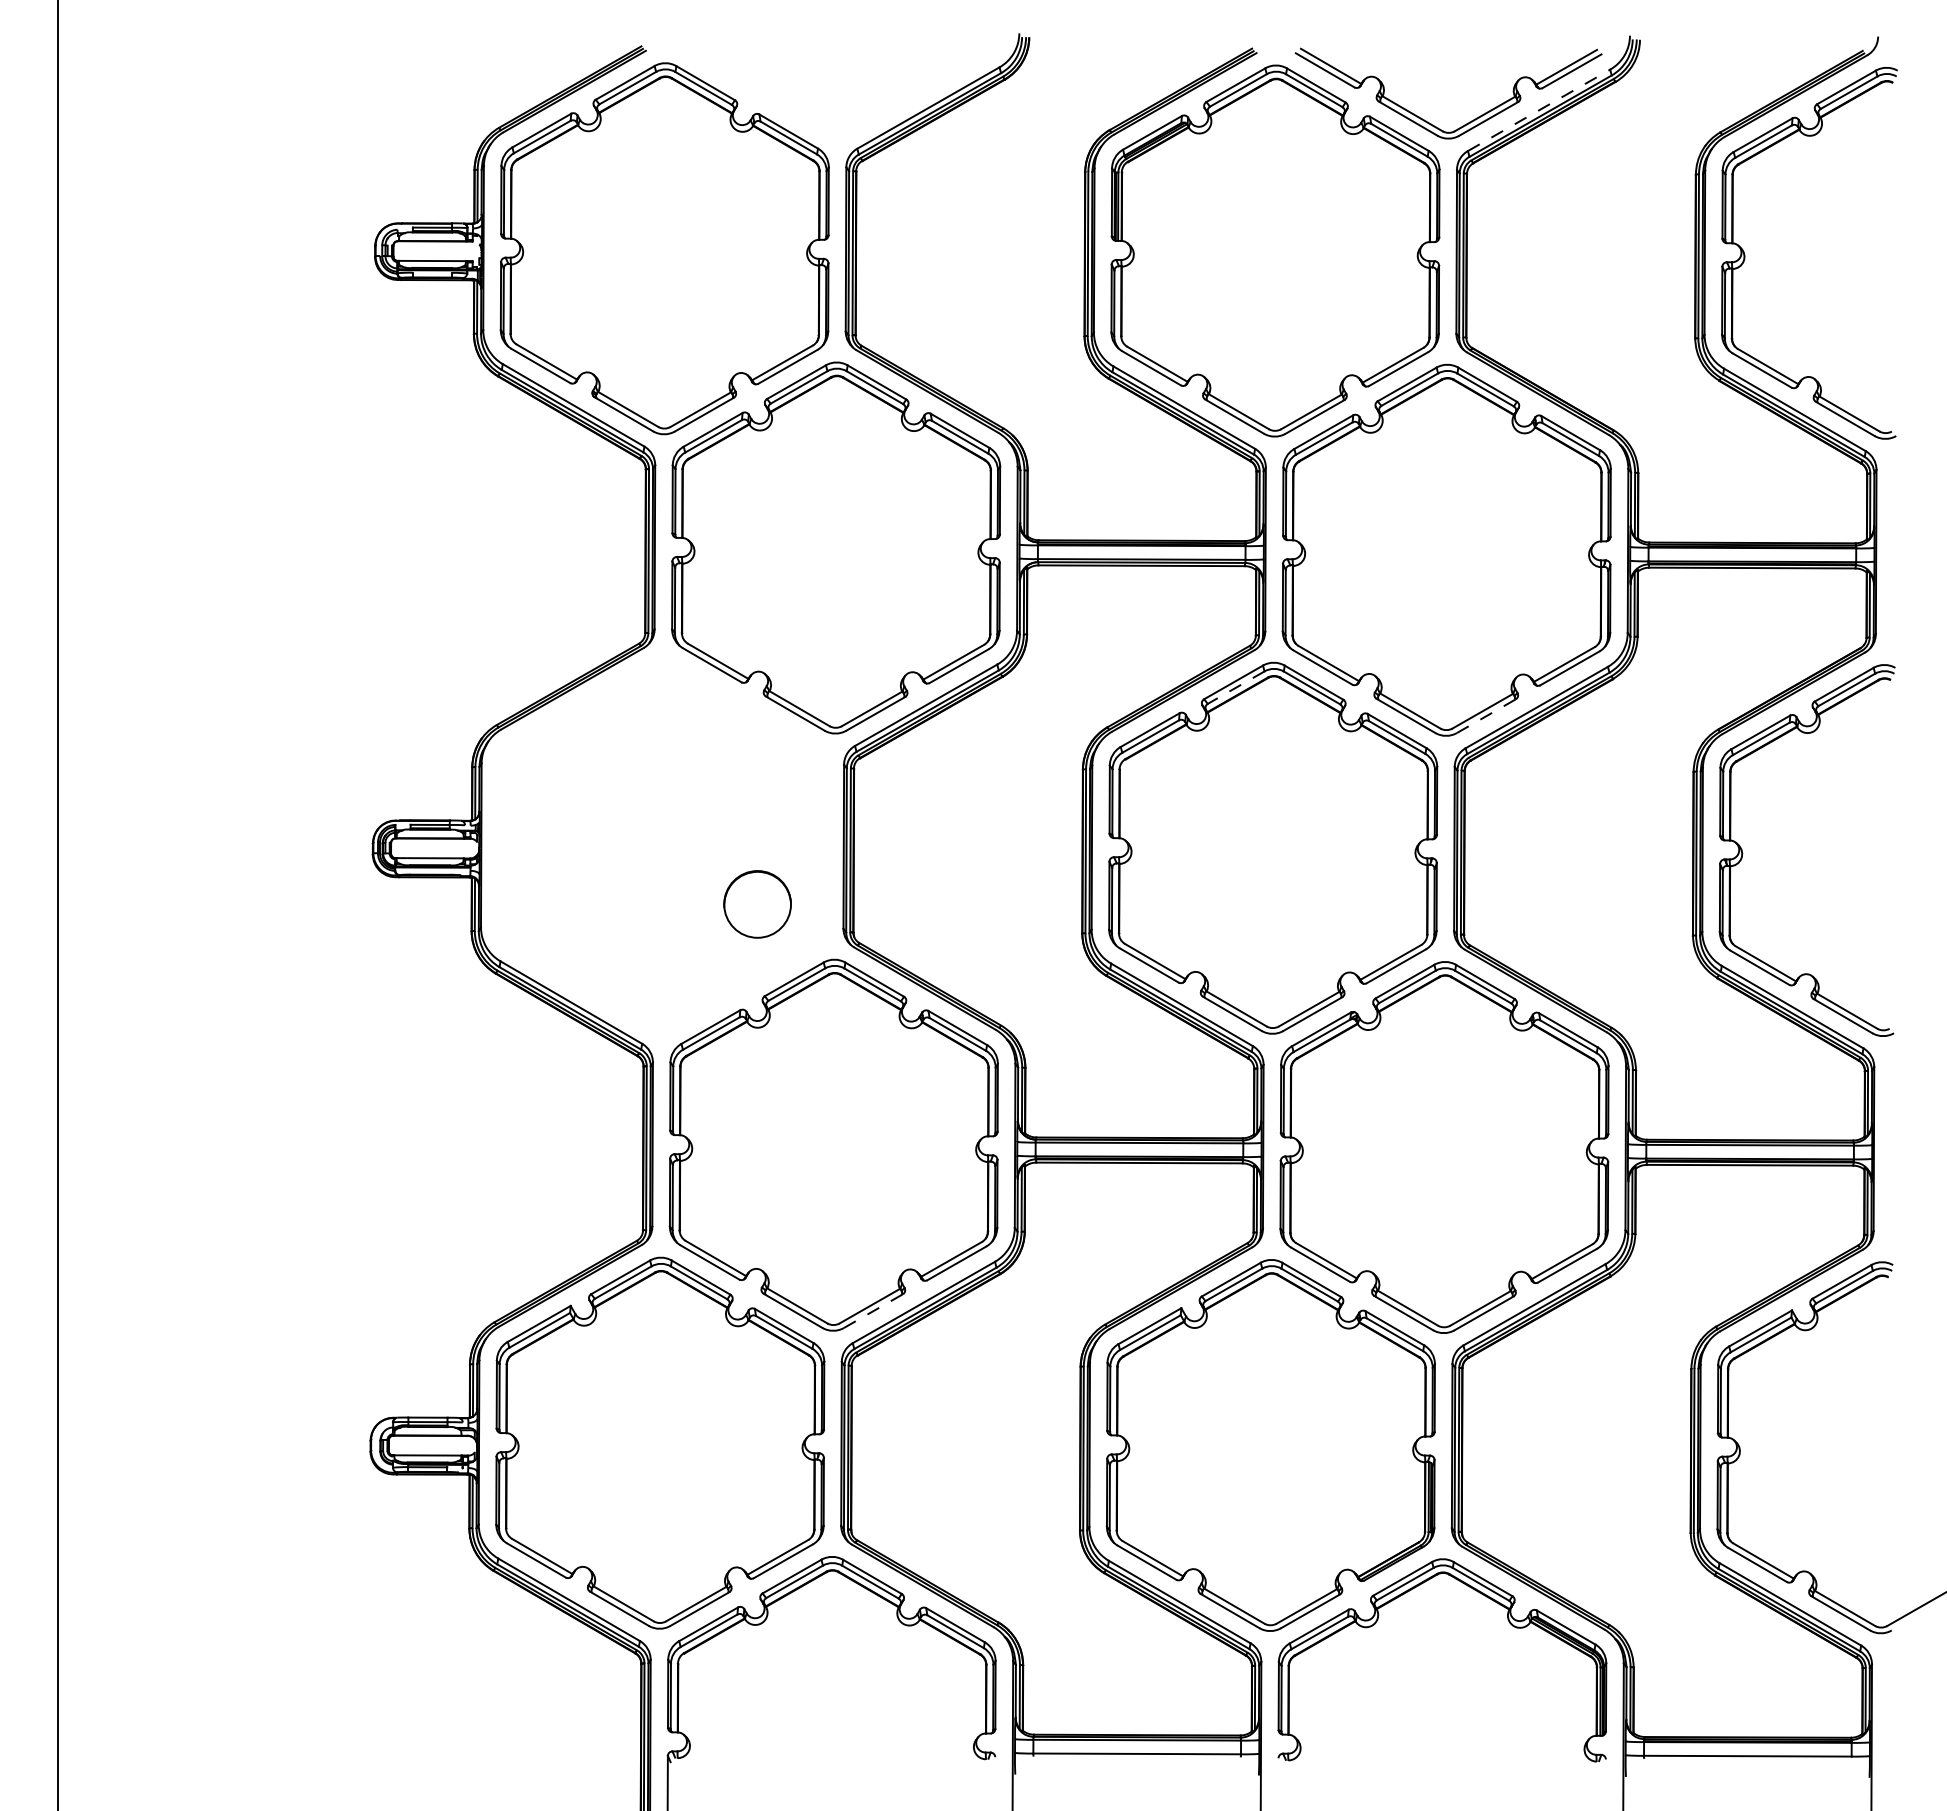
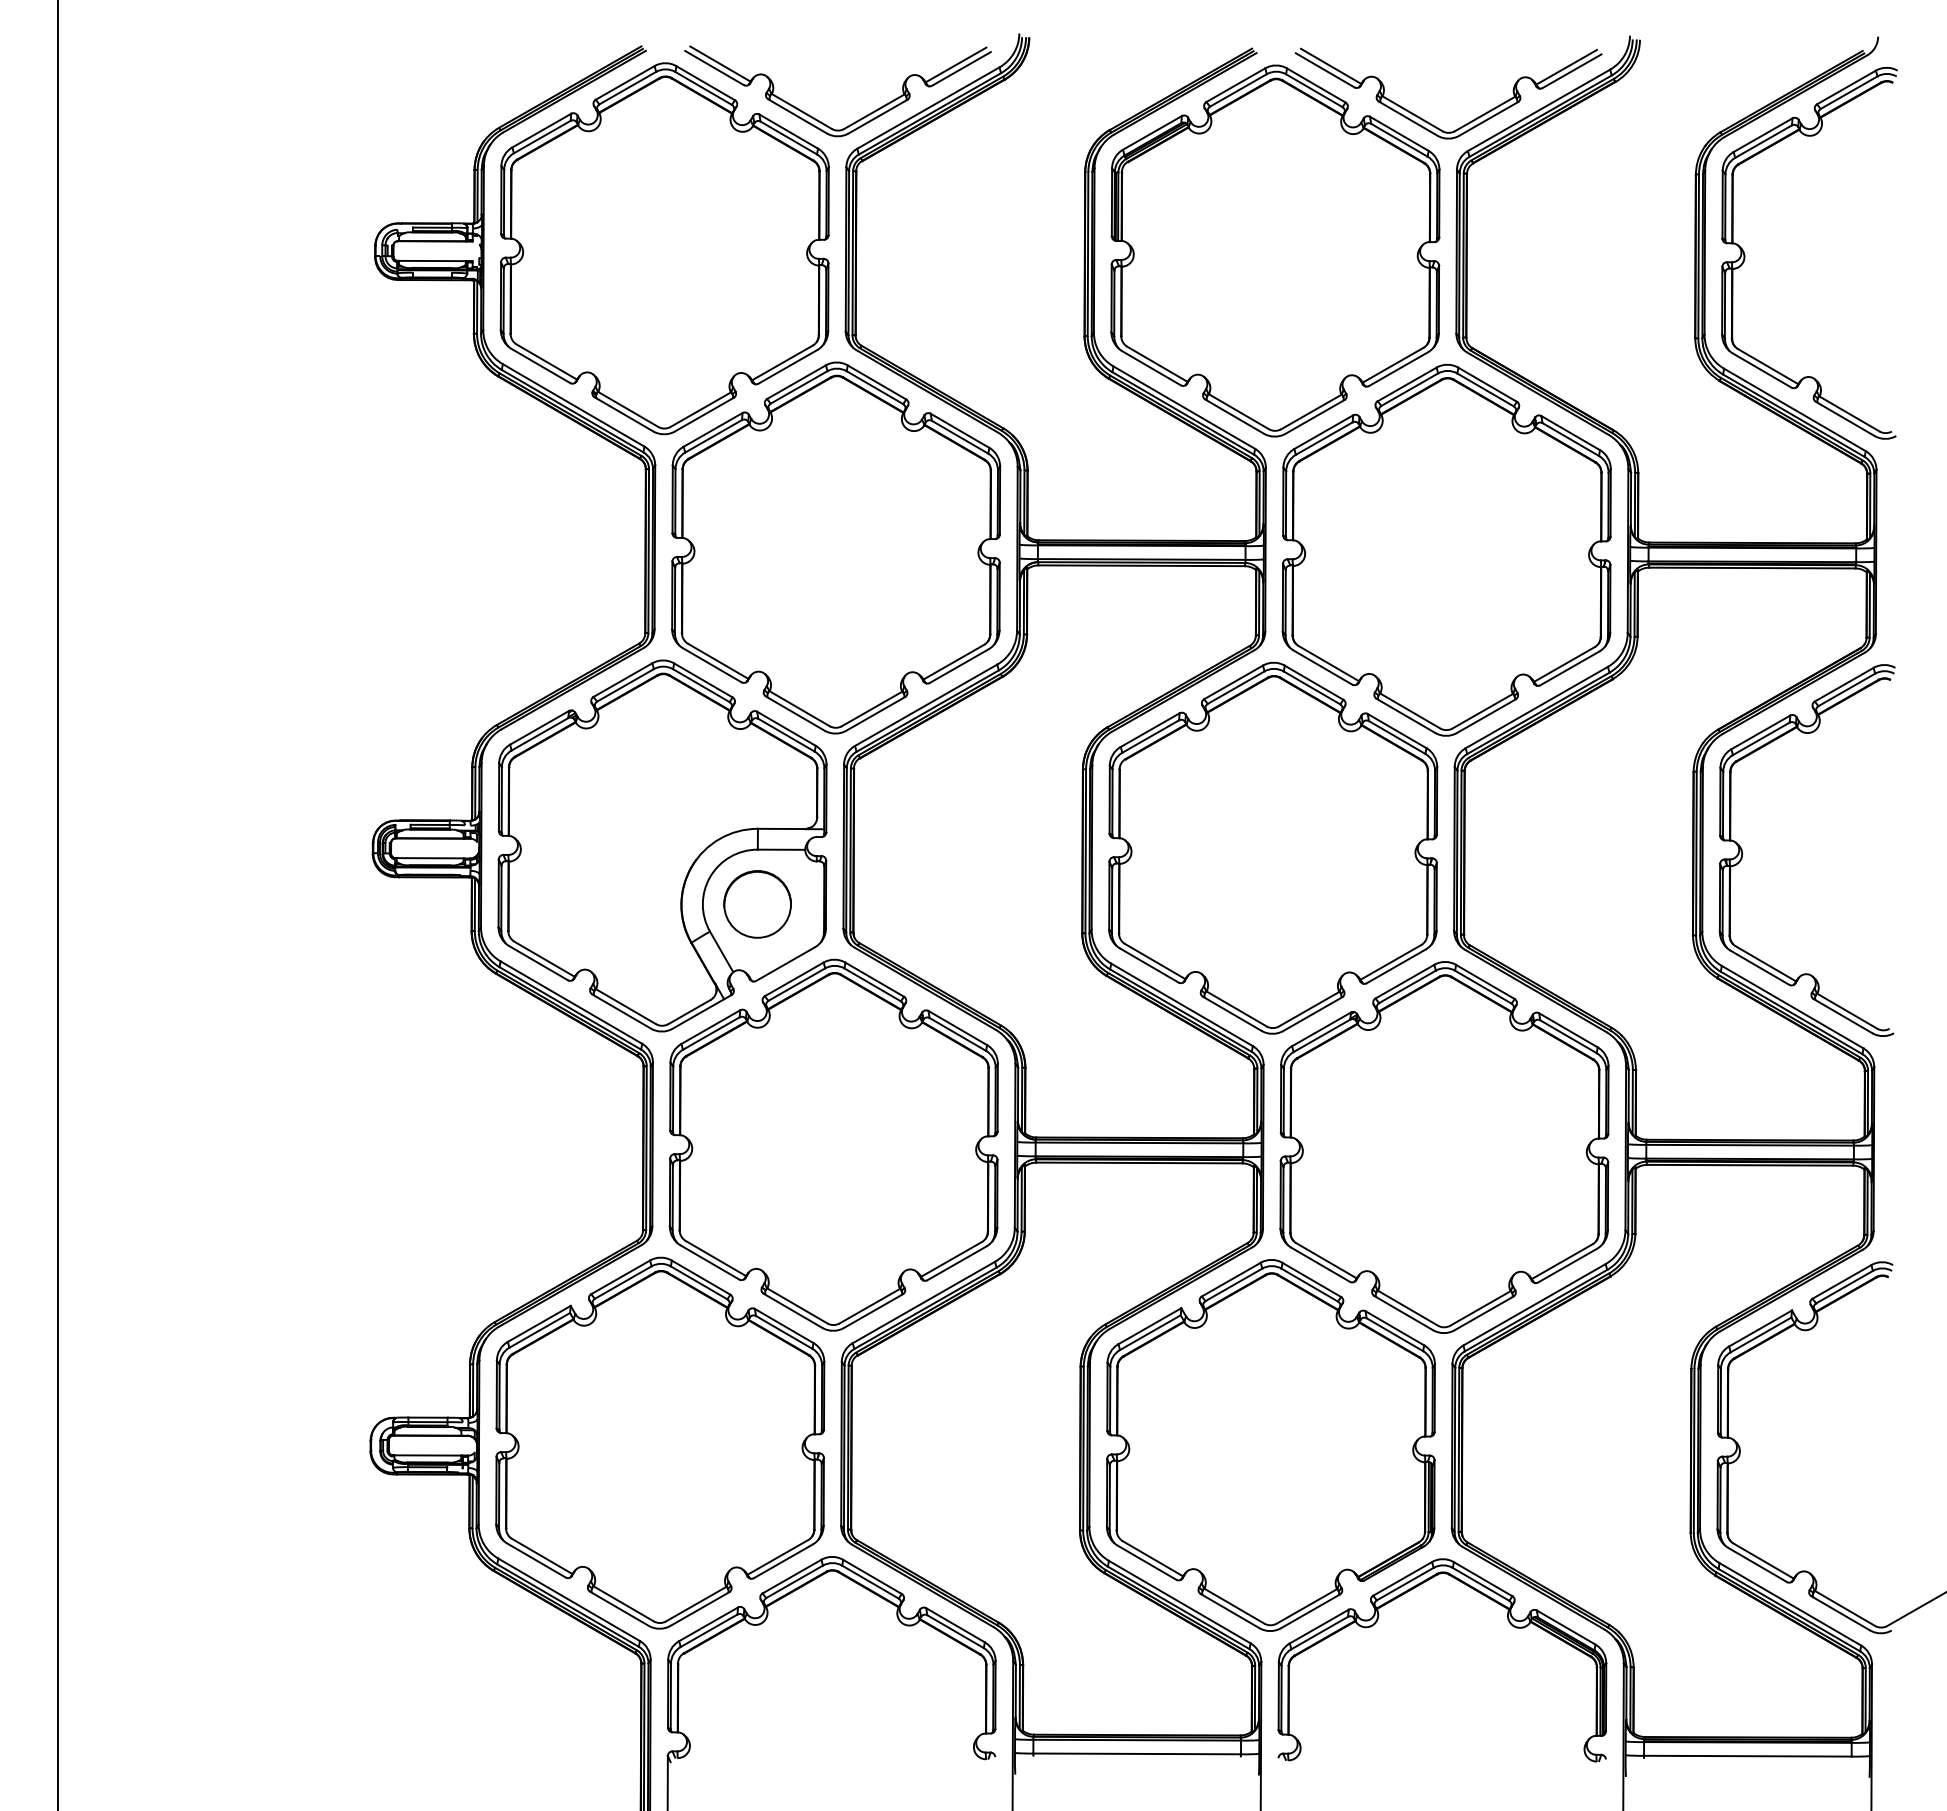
line: dashed -> solid (1539, 110)
part: none -> present (821, 121)
line: dashed -> solid (1236, 687)
line: dashed -> solid (1486, 716)
part: none -> present (662, 845)
line: dashed -> solid (873, 1311)
